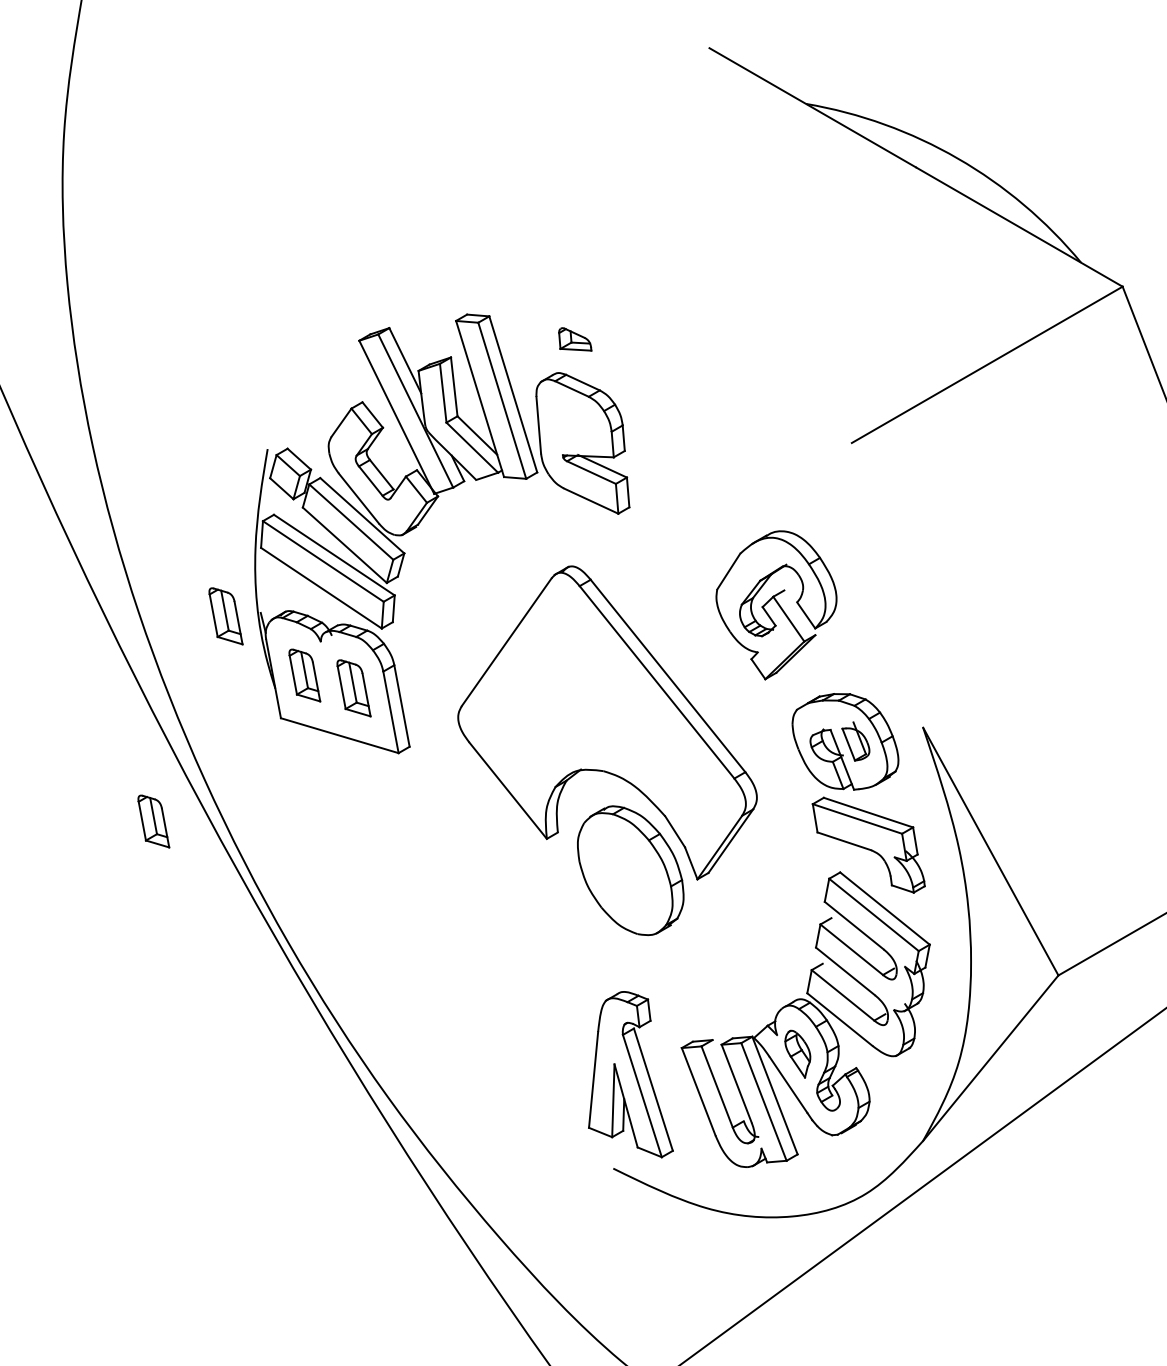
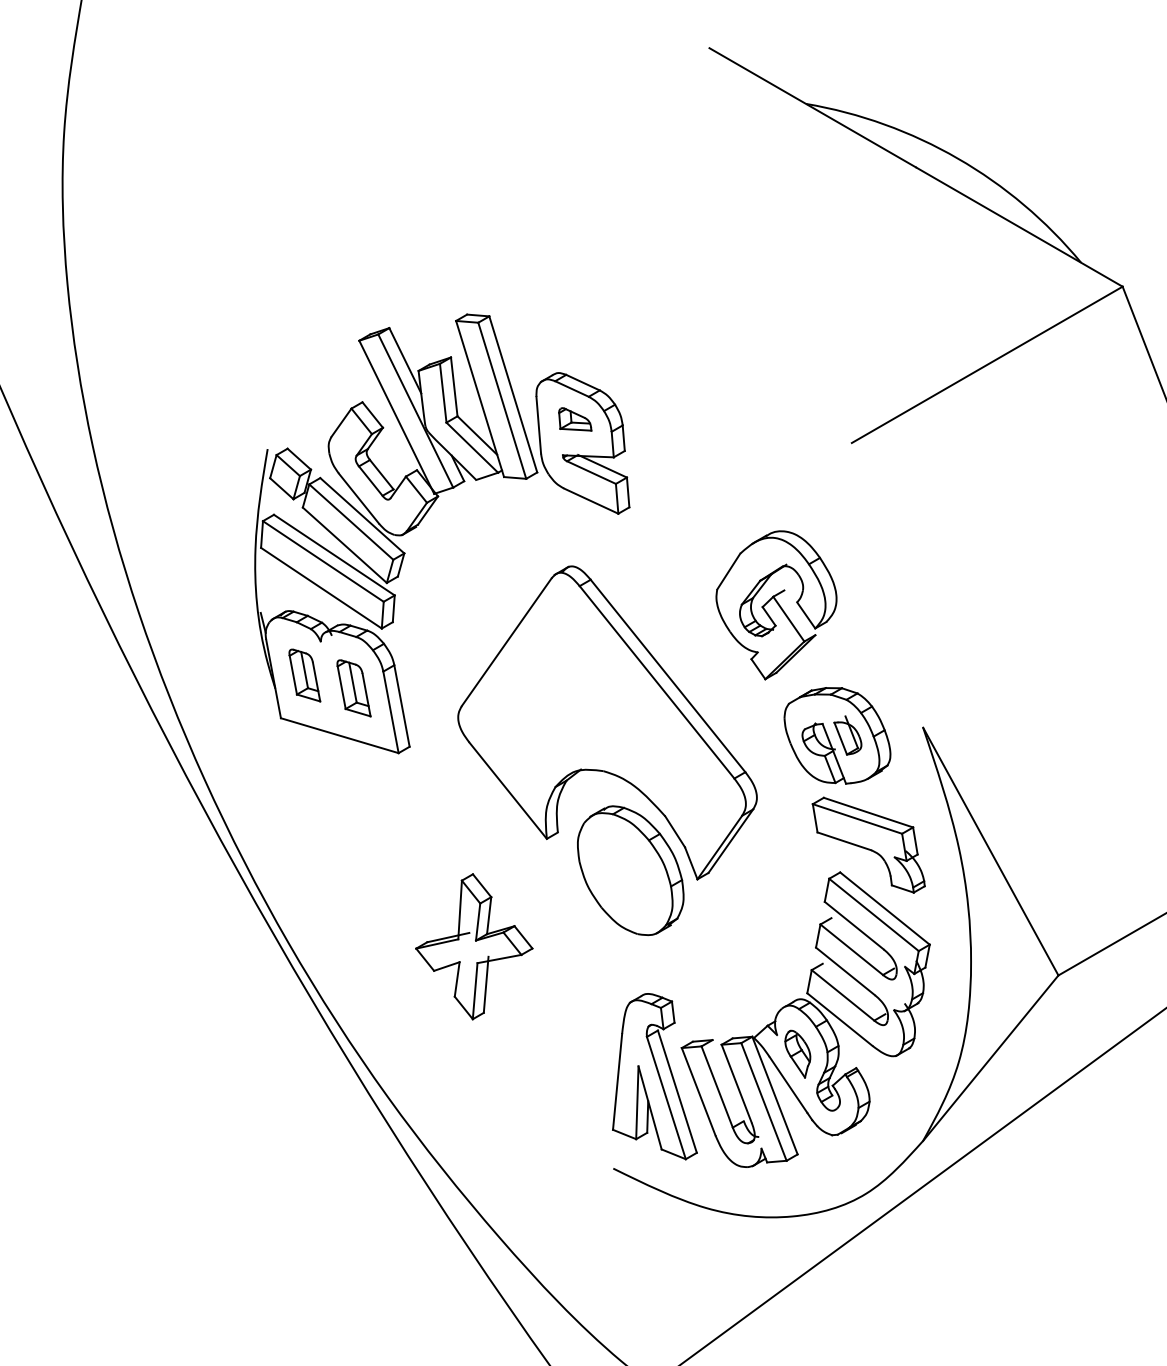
part position: (575, 339) -> (575, 419) (575, 419)
part: present -> none (225, 616)
part position: (845, 741) -> (837, 735) (837, 735)
part: present -> none (153, 821)
part: none -> present (474, 946)
part position: (630, 1074) -> (654, 1076) (654, 1076)
